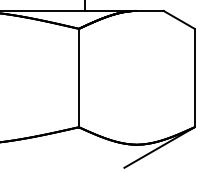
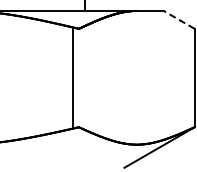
line: solid -> dashed (179, 19)
line position: (78, 78) -> (72, 78) (72, 78)
